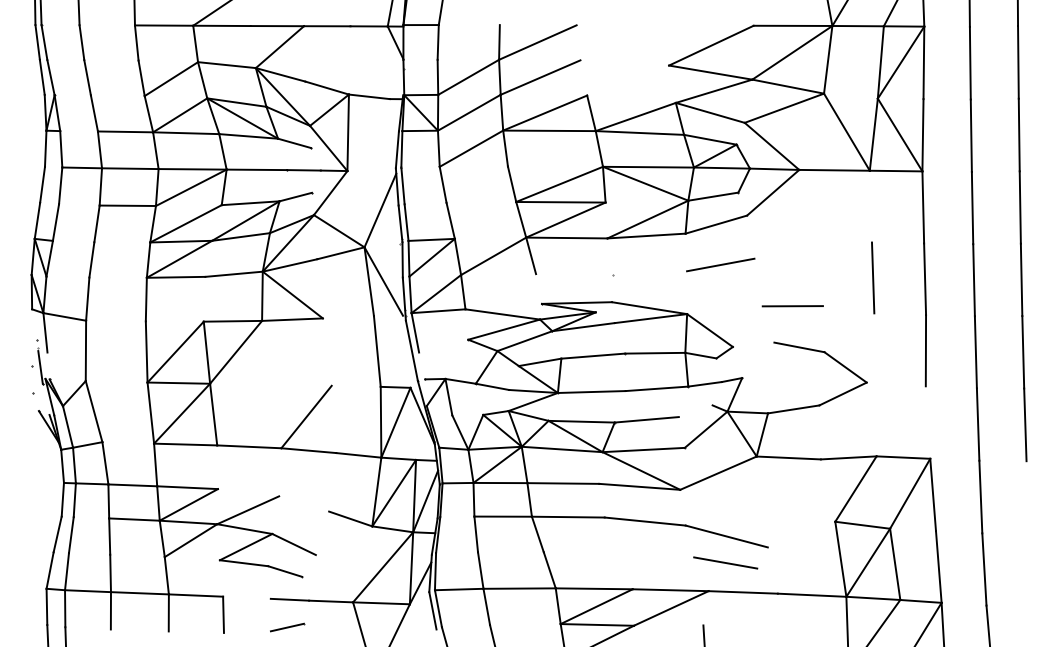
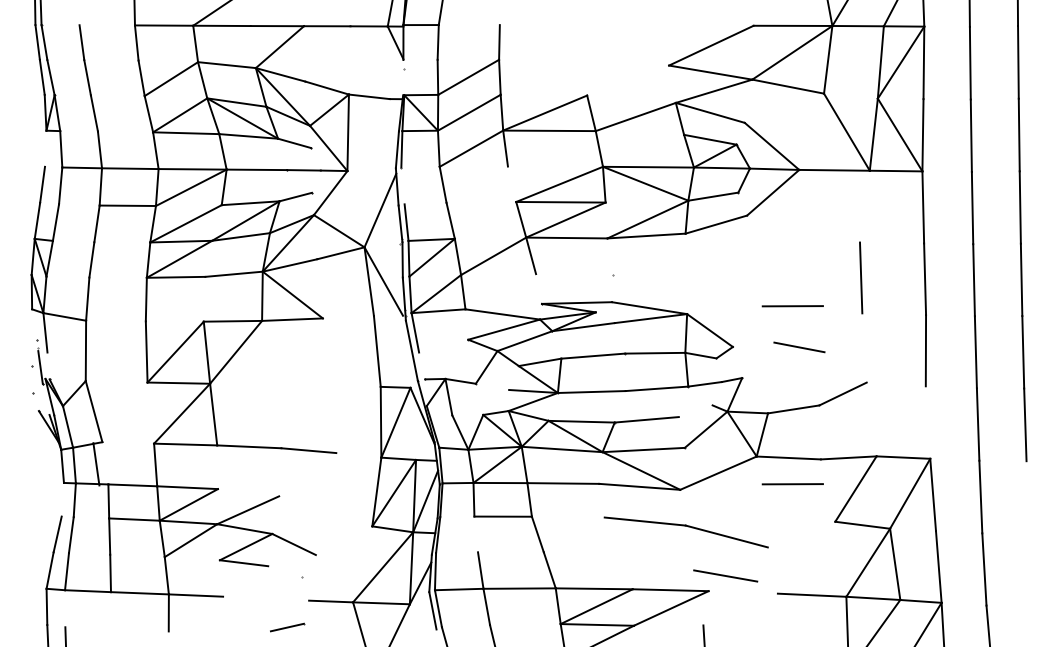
line: present -> none (78, 13)
line: present -> none (537, 42)
line: present -> none (403, 77)
line: present -> none (540, 77)
line: present -> none (784, 107)
line: present -> none (125, 131)
line: present -> none (639, 132)
line: present -> none (45, 148)
line: present -> none (511, 183)
line: present -> none (402, 185)
line: present -> none (720, 264)
line position: (873, 277) -> (861, 277) (861, 277)
line: present -> none (845, 367)
line: present -> none (492, 386)
line: present -> none (150, 412)
line: present -> none (306, 416)
line: present -> none (358, 455)
line position: (105, 463) -> (96, 464) (96, 464)
line: none -> present (792, 484)
line: present -> none (62, 499)
line: present -> none (567, 516)
line: present -> none (350, 518)
line: present -> none (476, 534)
line: present -> none (840, 558)
line position: (725, 562) -> (725, 575) (725, 575)
line: present -> none (285, 571)
line: present -> none (742, 592)
line: present -> none (289, 599)
line: present -> none (65, 608)
line: present -> none (110, 610)
line: present -> none (223, 614)
